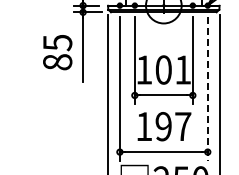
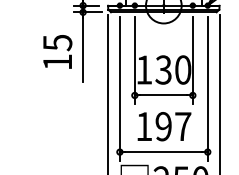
text: 85 -> 15 (57, 62)
text: 101 -> 130 (173, 69)
line: dashed -> solid (207, 89)
